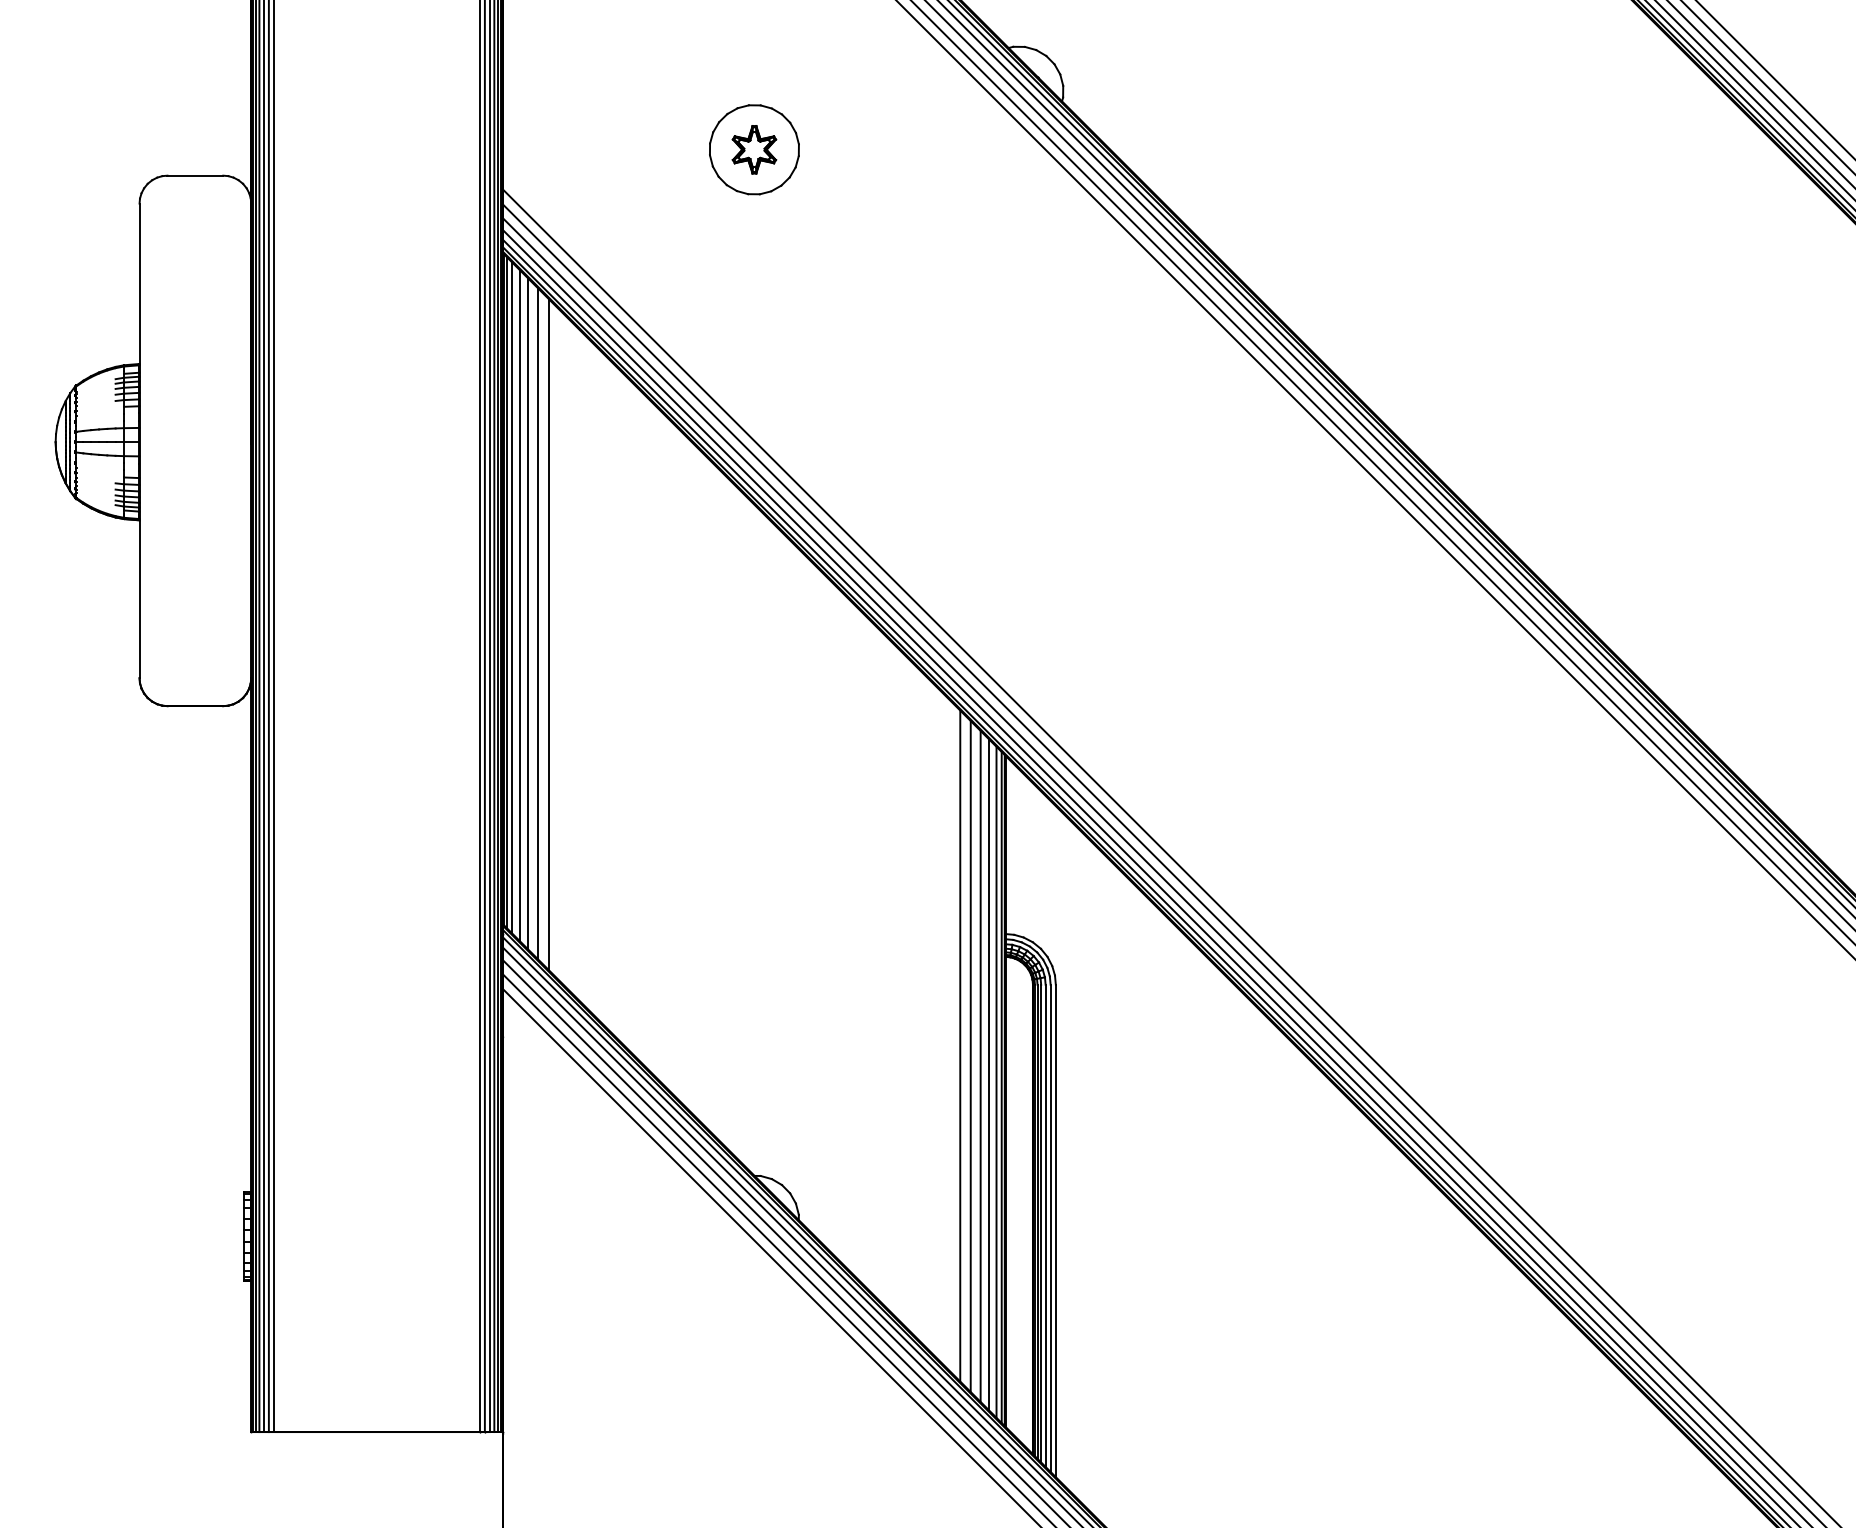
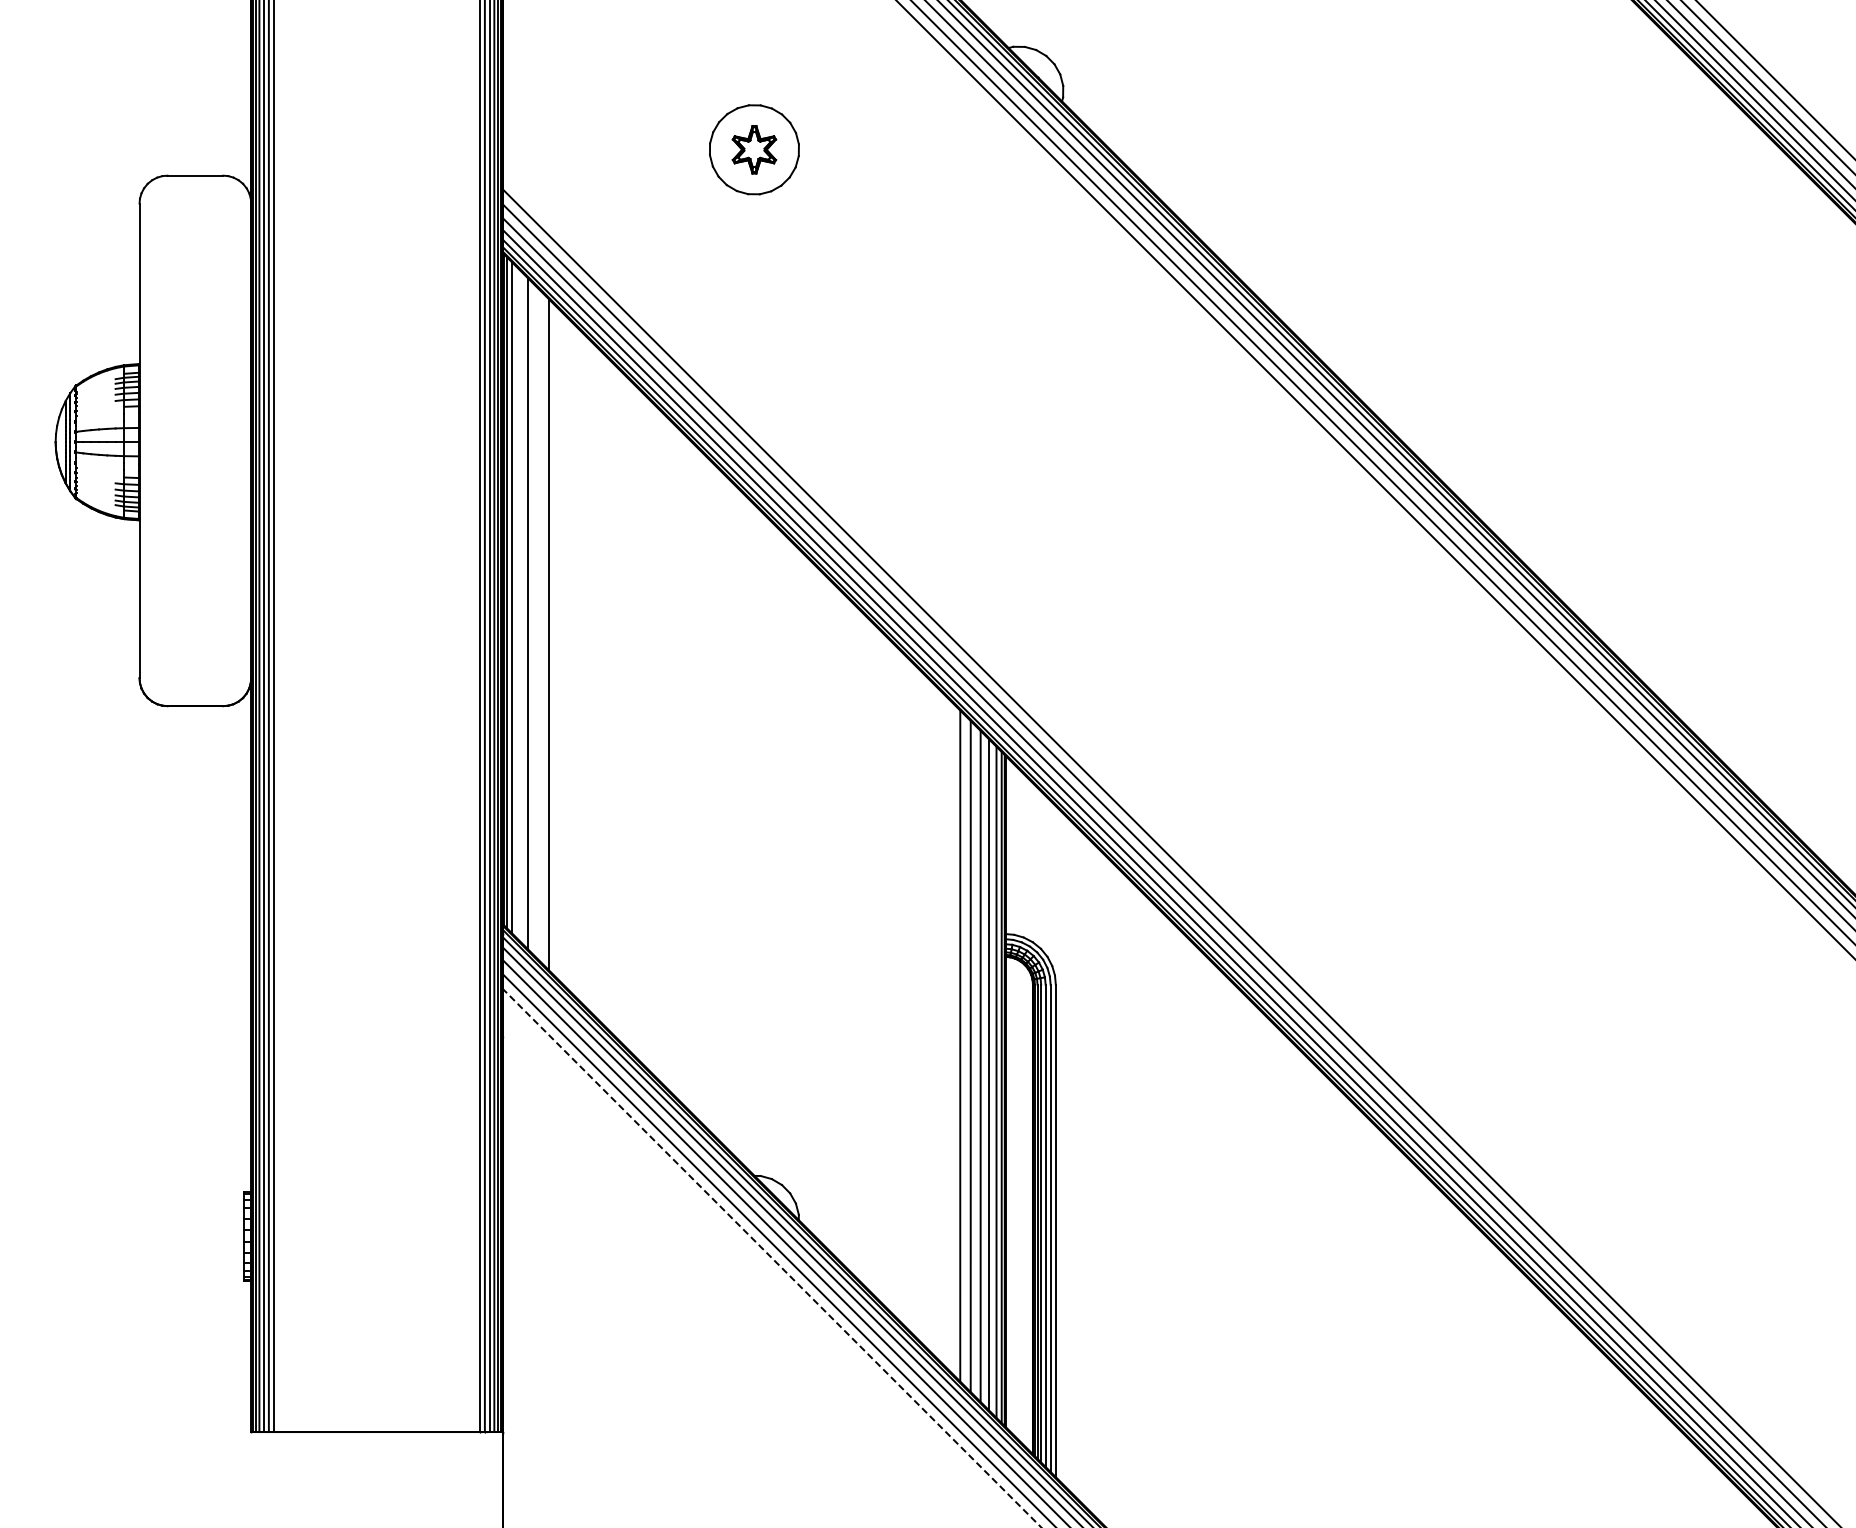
line: present -> none (519, 605)
line: present -> none (538, 623)
line: solid -> dashed (771, 1257)
